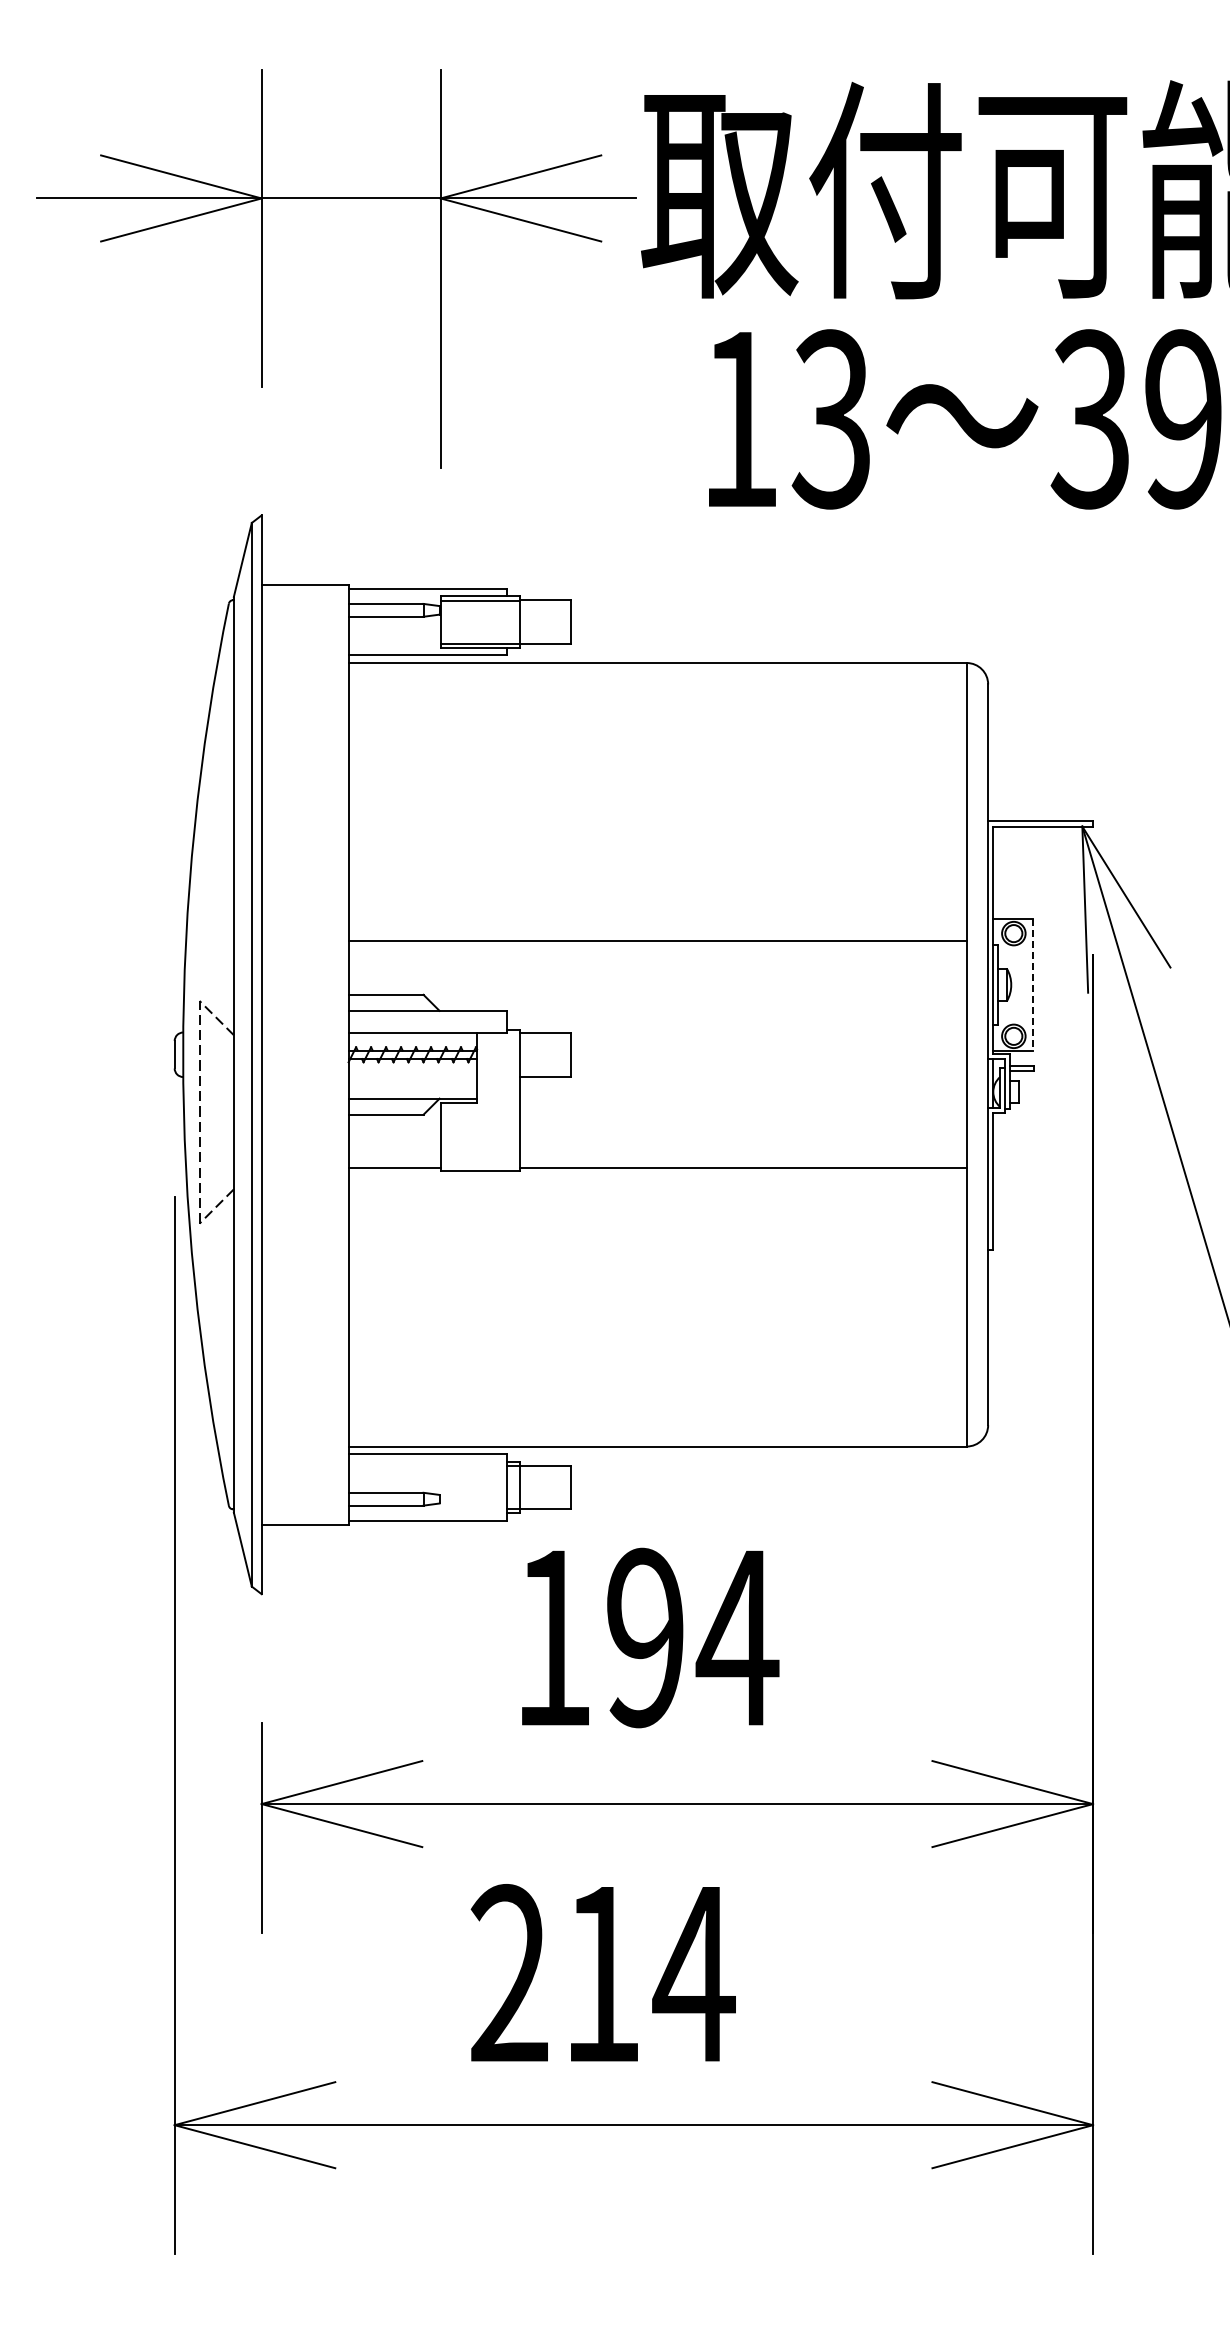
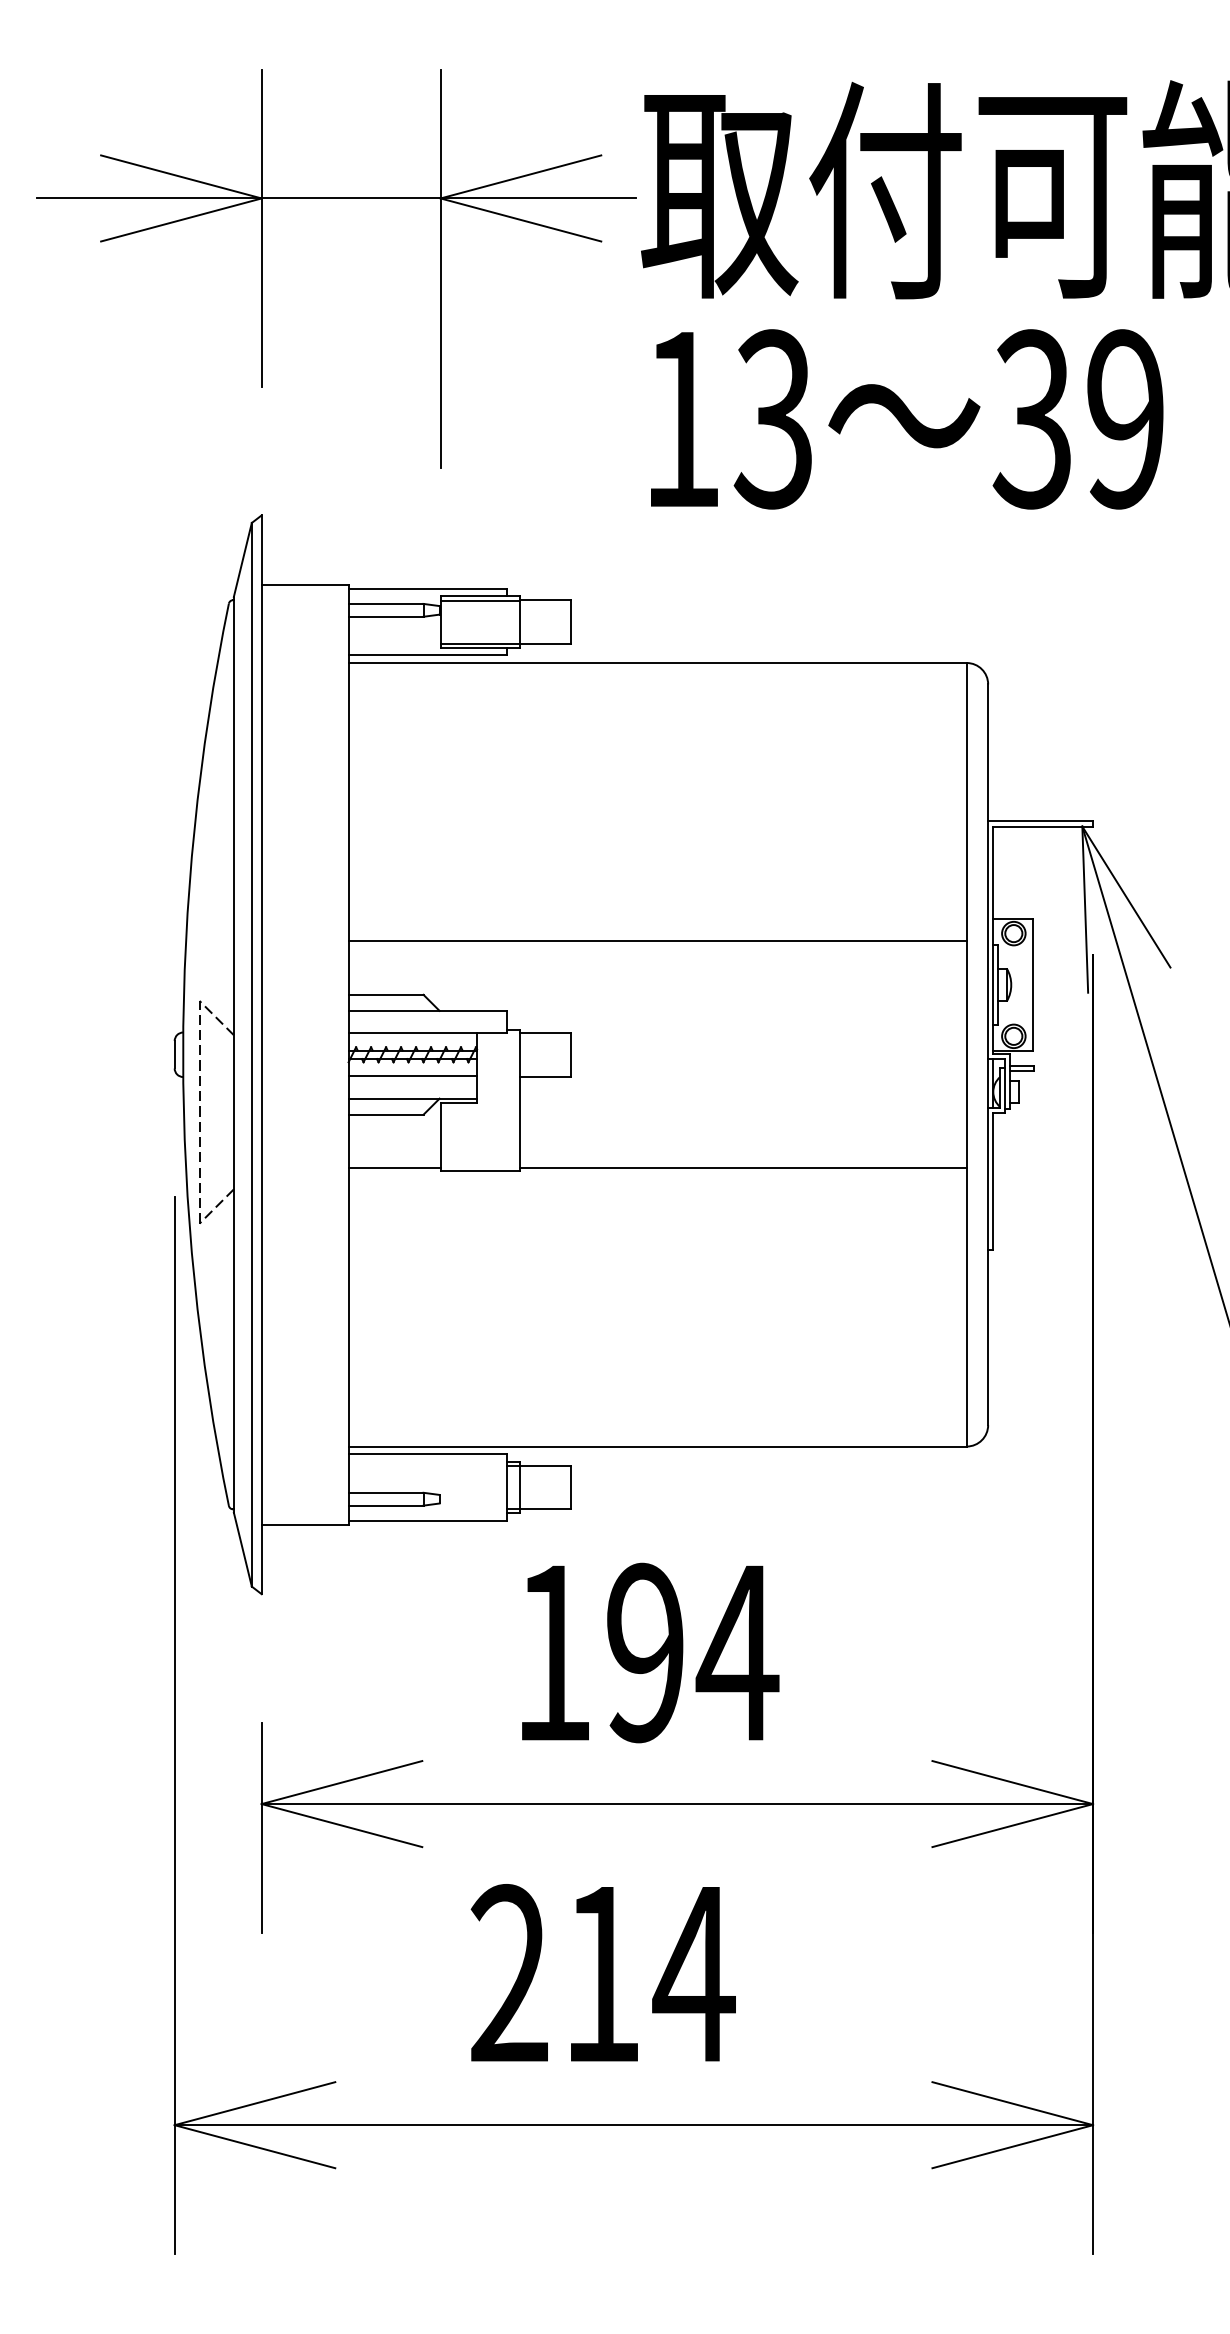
text position: (965, 419) -> (907, 419) (907, 419)
line: dashed -> solid (1032, 985)
line: none -> present (412, 1076)
text position: (650, 1637) -> (650, 1652) (650, 1652)
